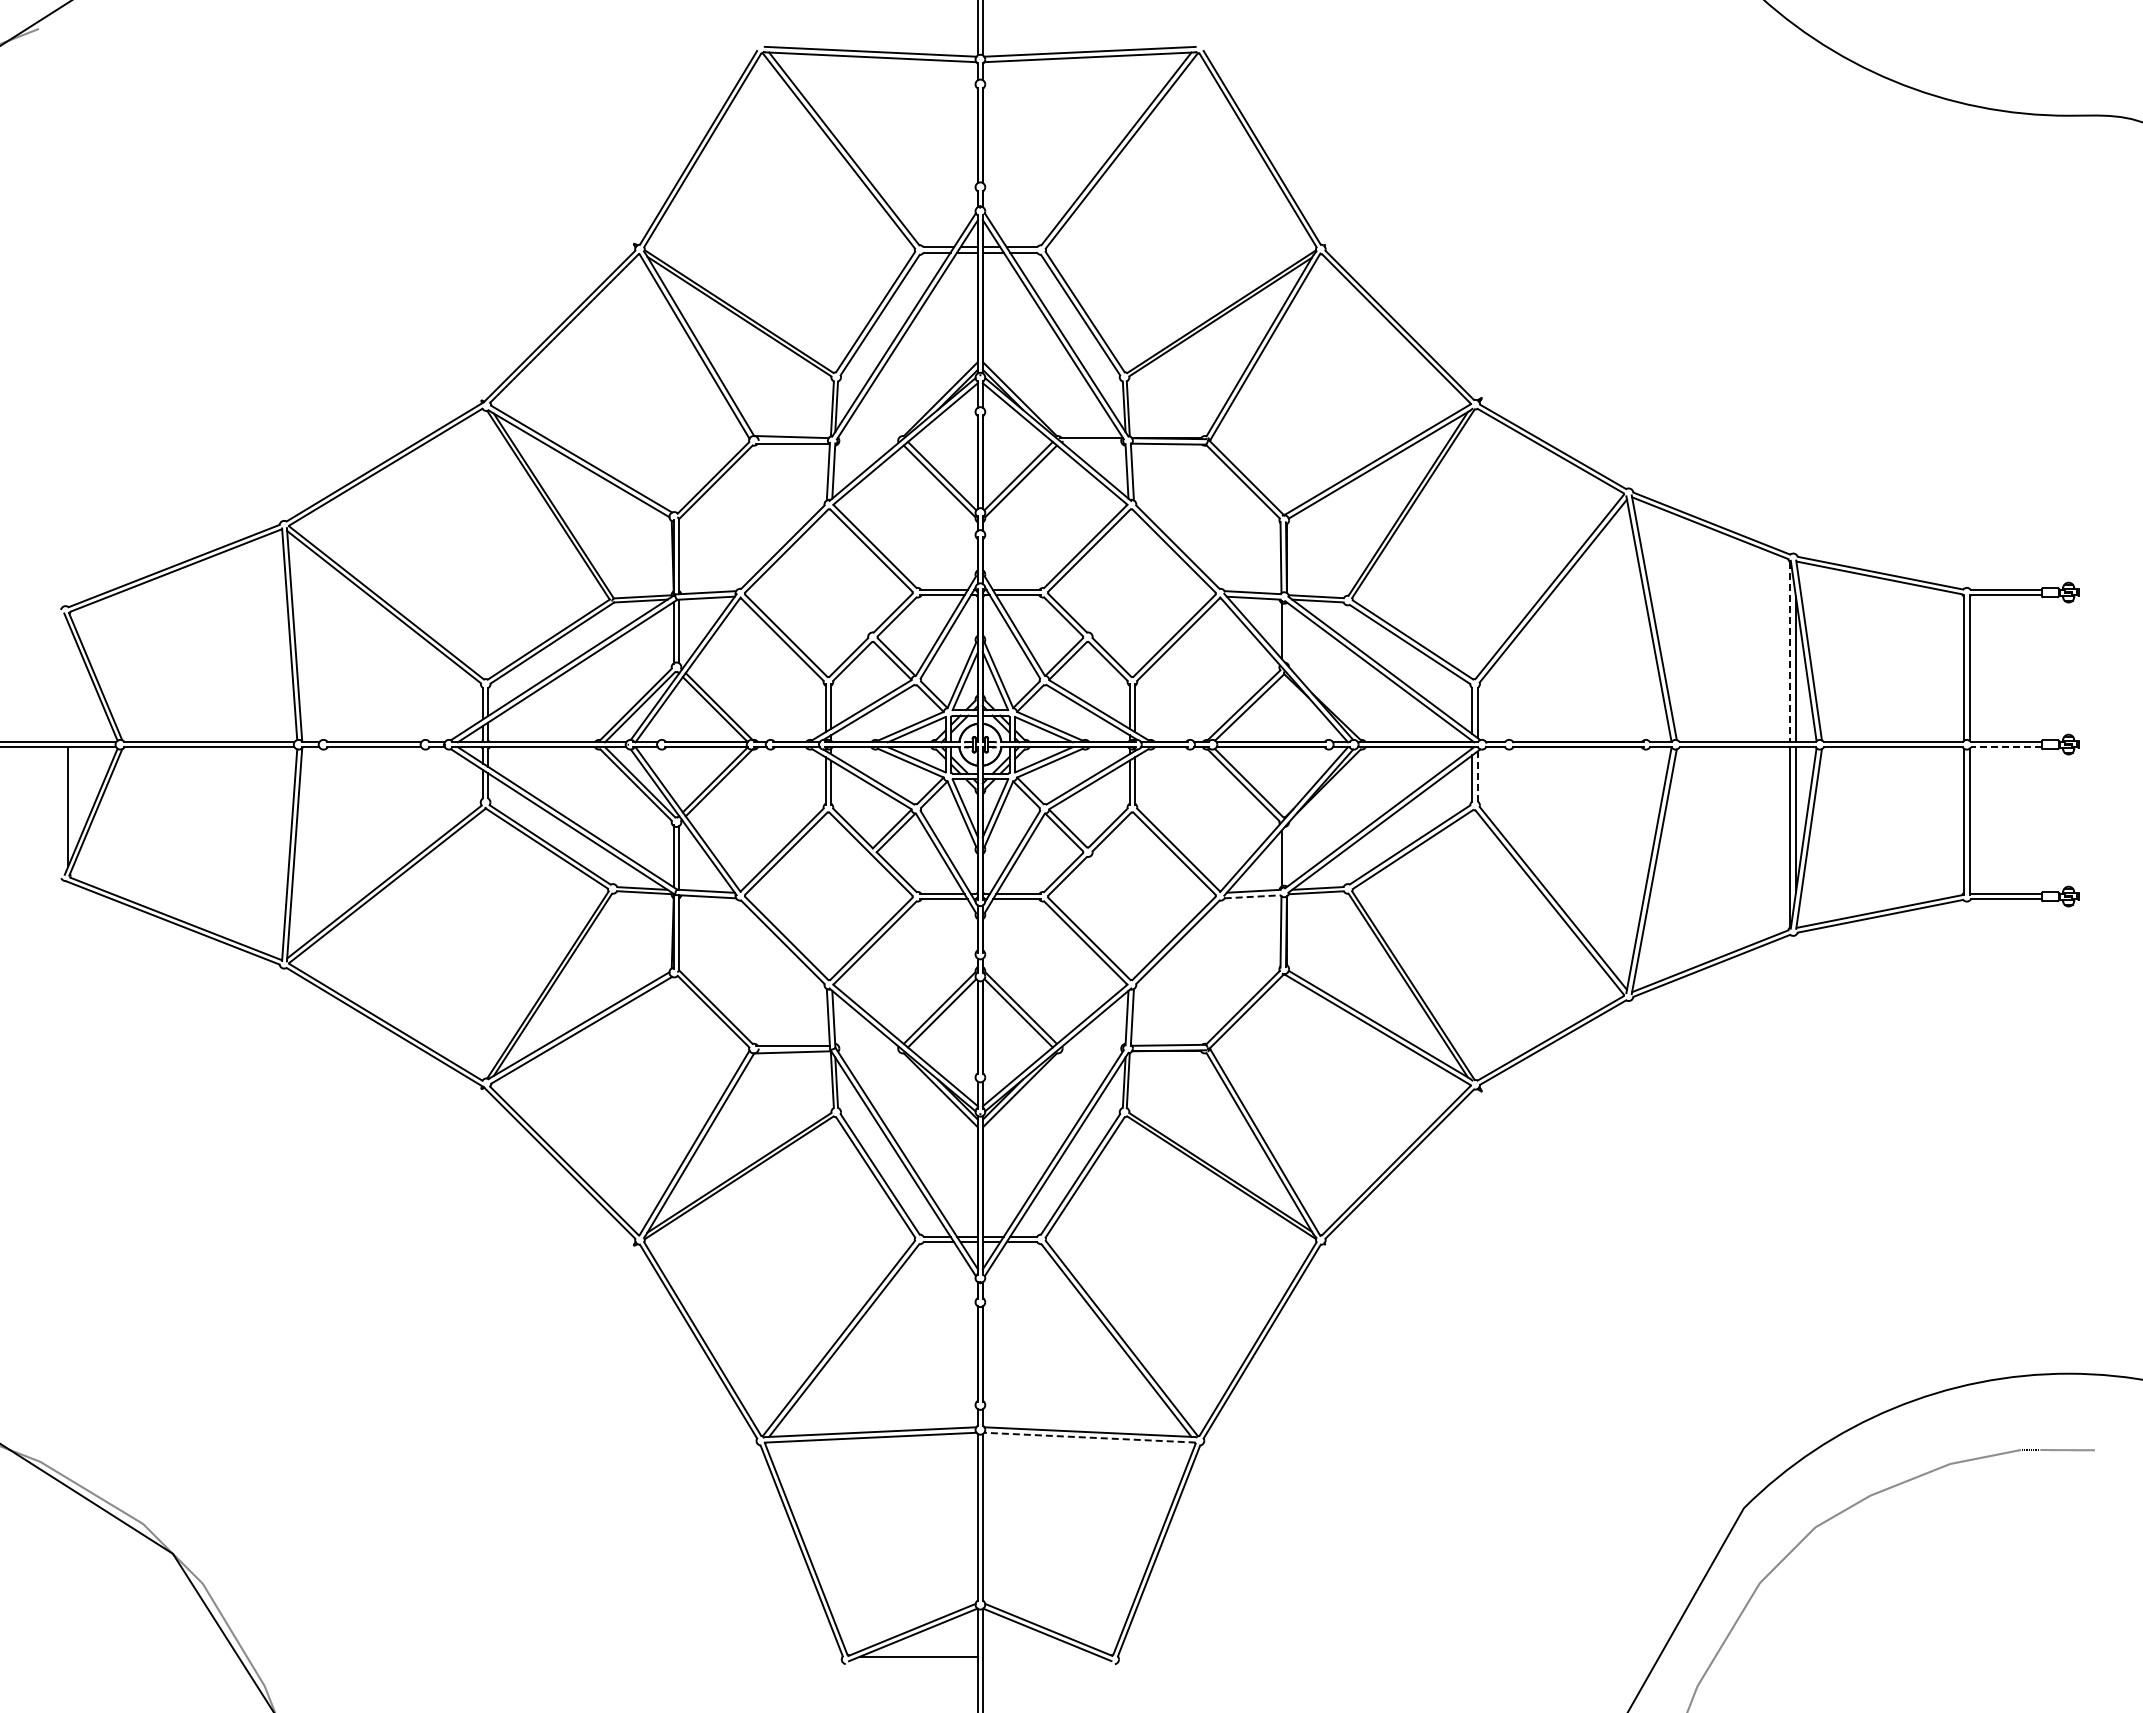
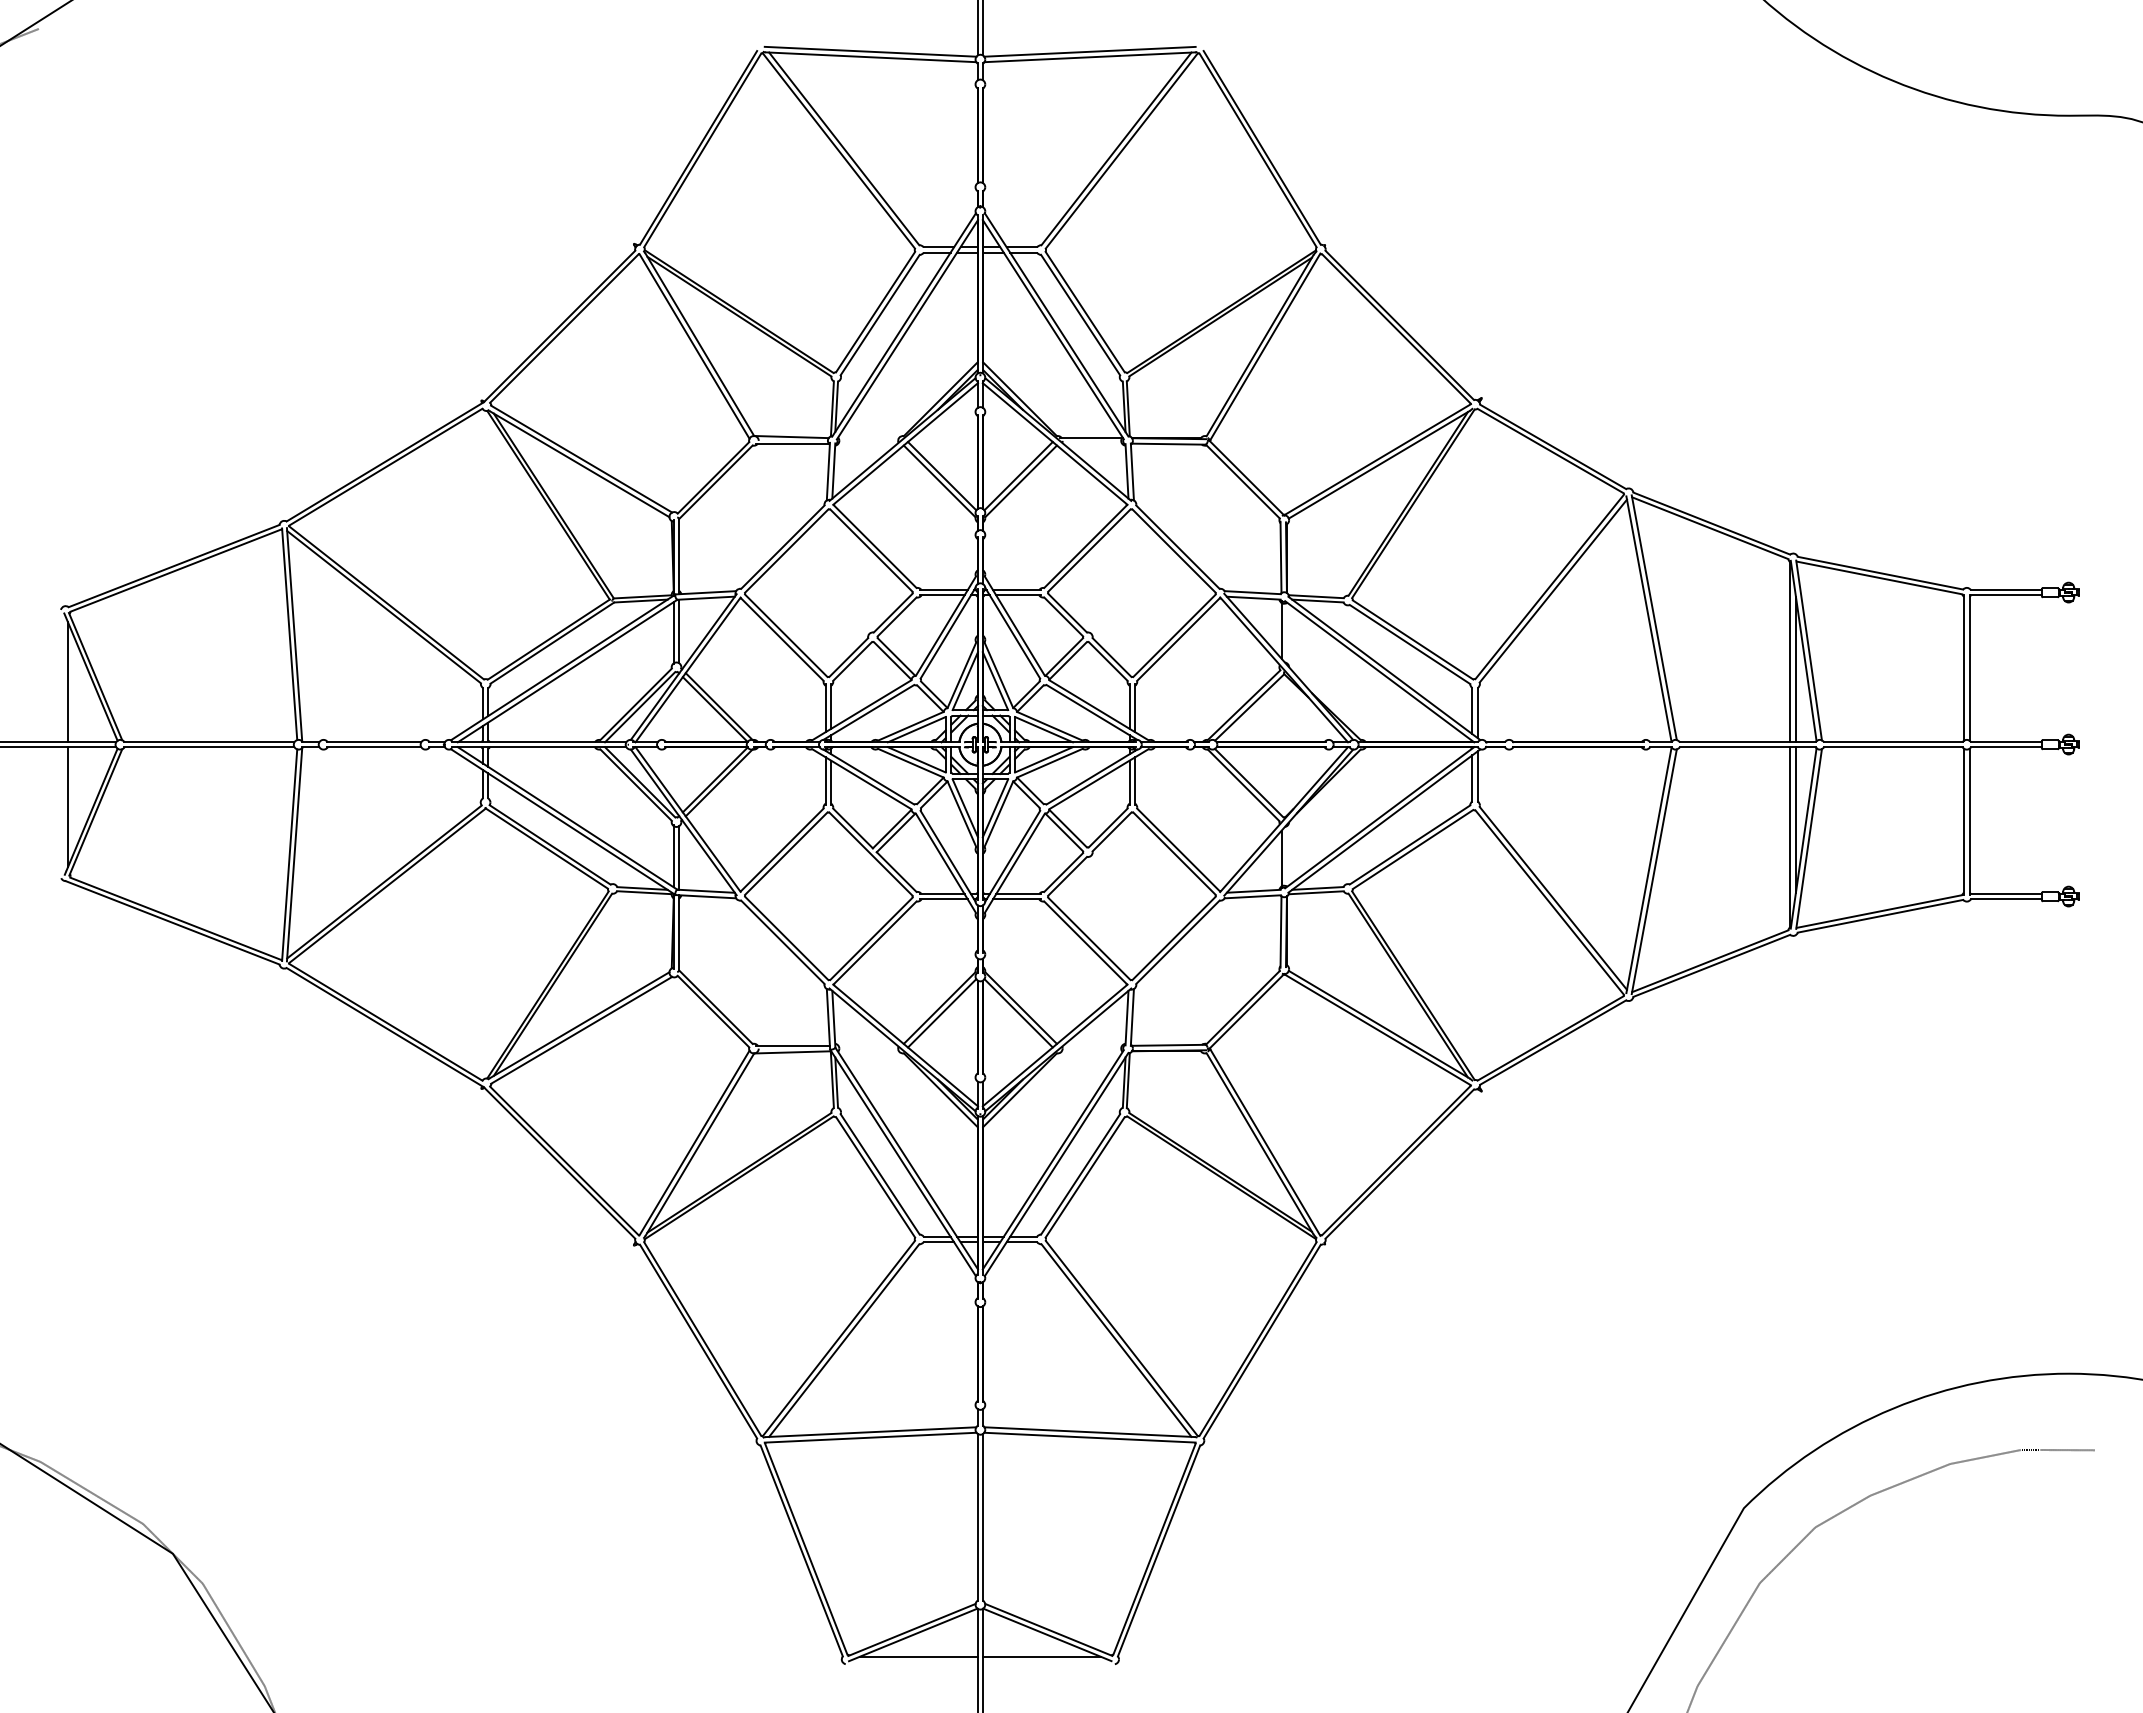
line: dashed -> solid (1790, 652)
line: none -> present (68, 682)
line: dashed -> solid (2005, 747)
line: dashed -> solid (1477, 776)
line: dashed -> solid (1253, 896)
line: dashed -> solid (1089, 1437)
line: none -> present (1041, 1656)
